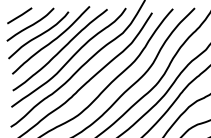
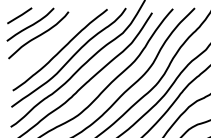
curve: present -> none (52, 40)
